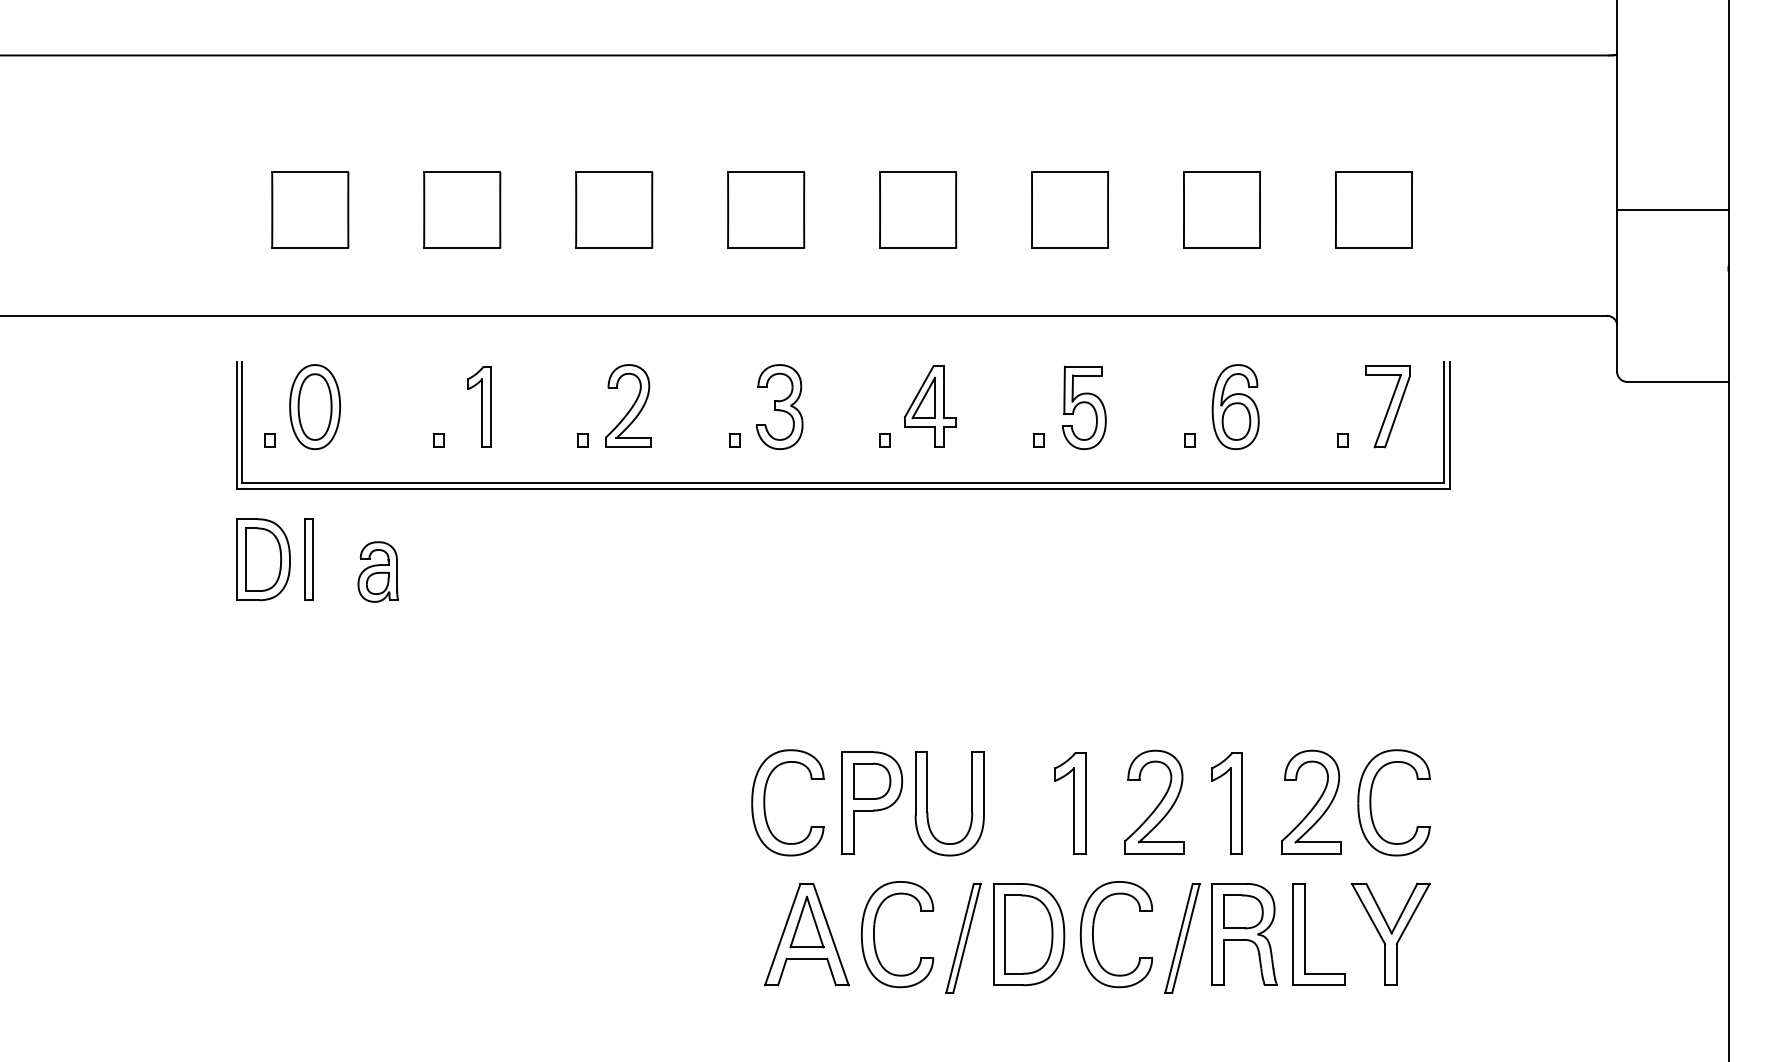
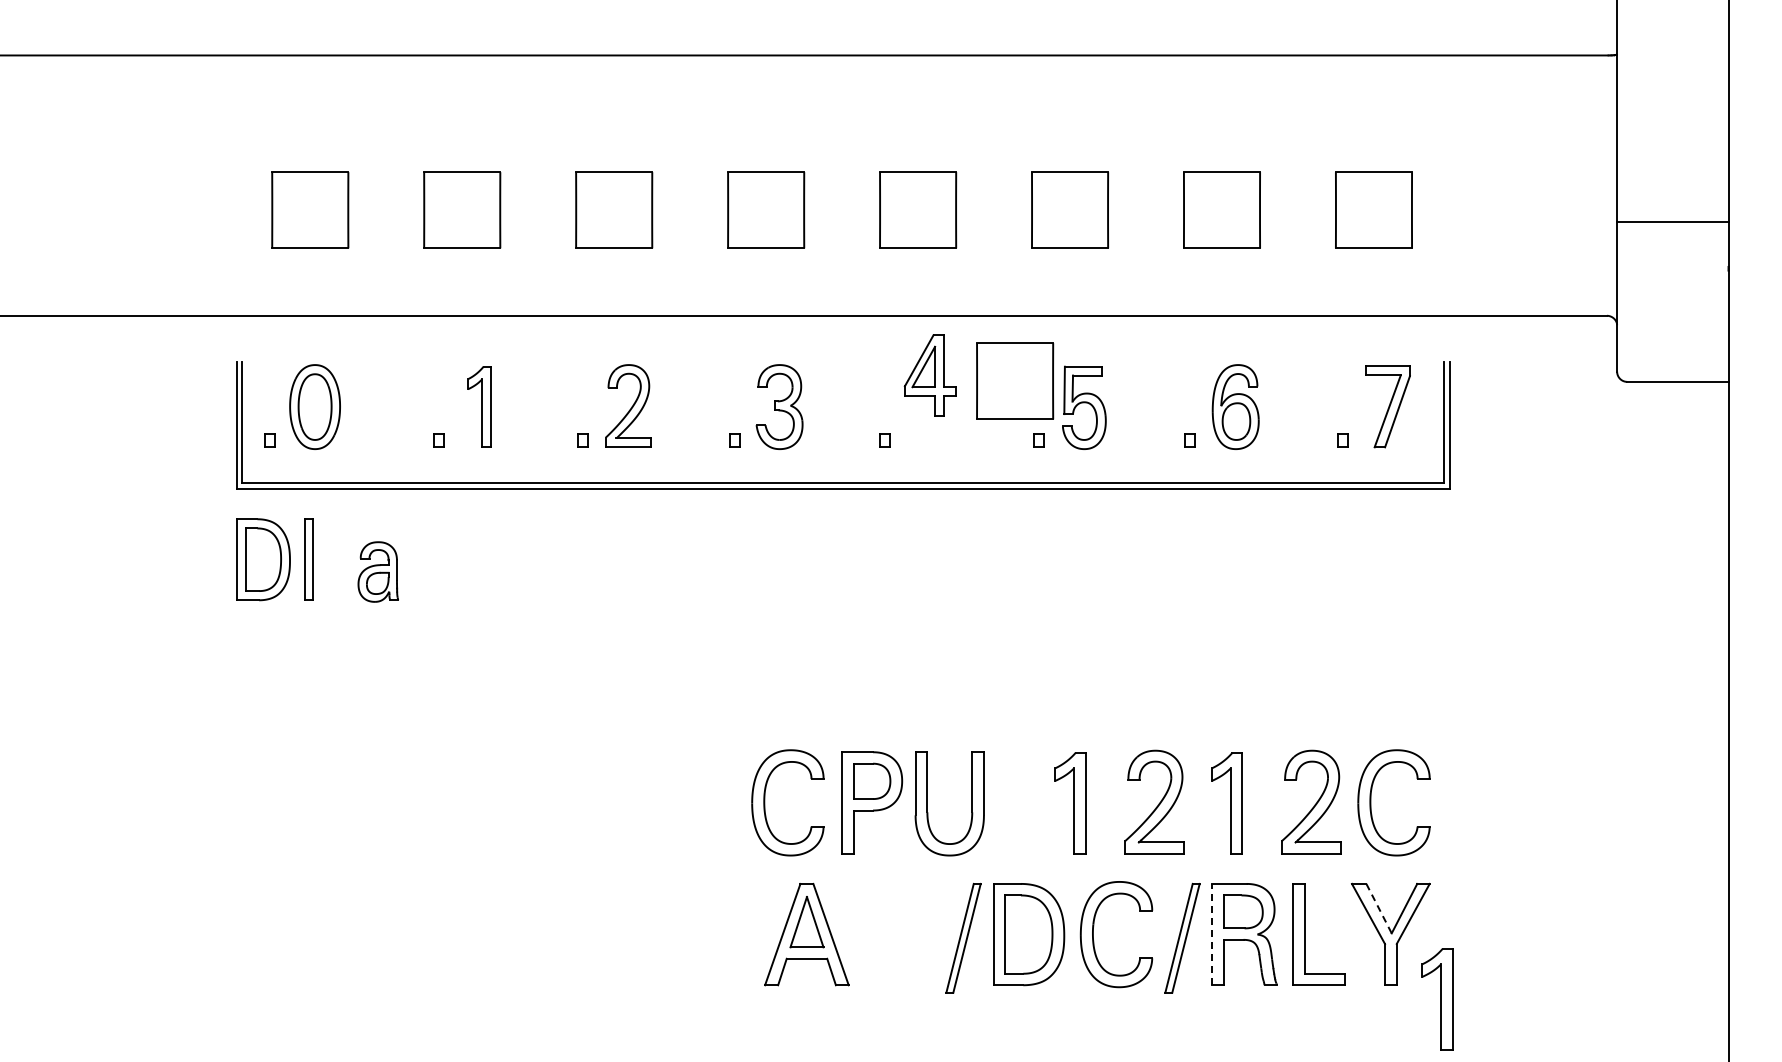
line position: (1672, 210) -> (1672, 222) (1672, 222)
part: none -> present (1015, 380)
part position: (929, 406) -> (929, 375) (929, 375)
line: solid -> dashed (1379, 908)
line: solid -> dashed (1212, 934)
part: present -> none (875, 940)
part: none -> present (1437, 999)
